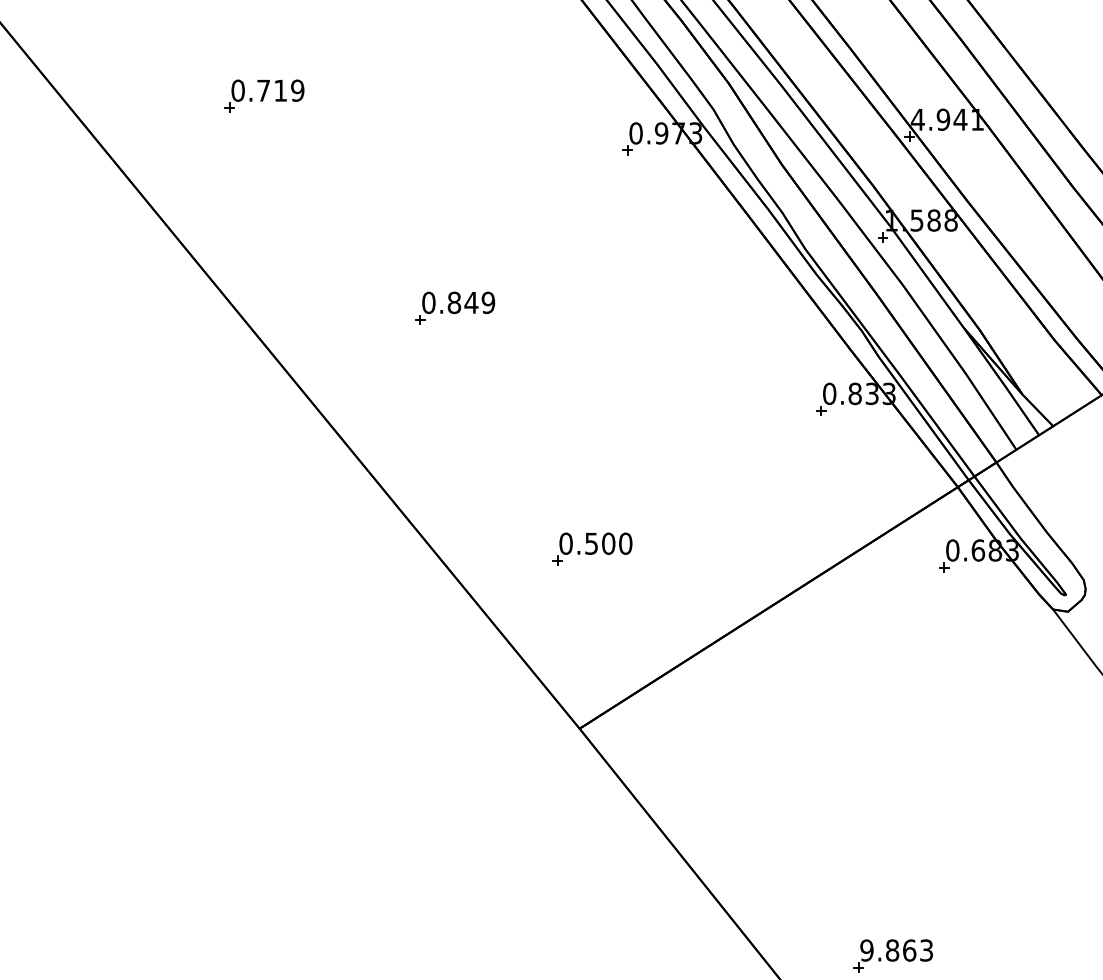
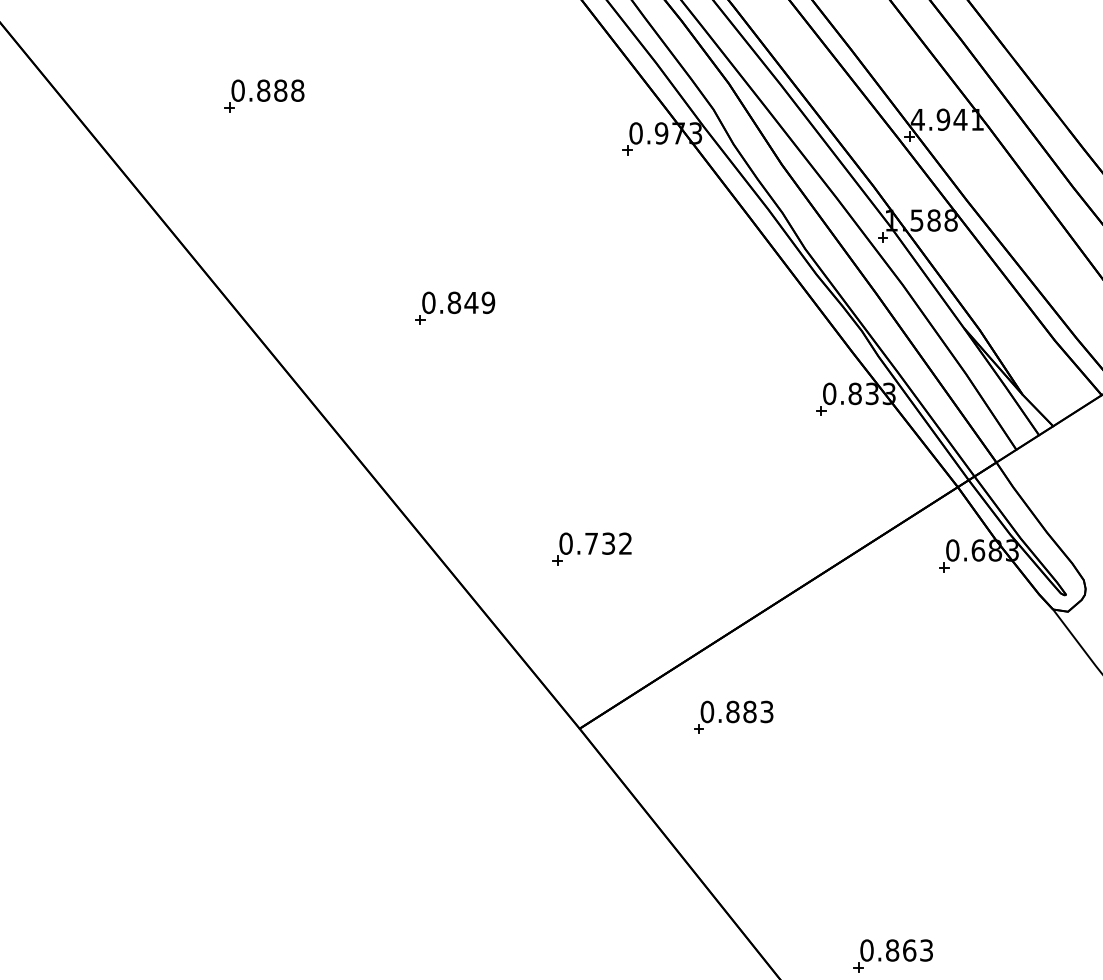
text: 0.719 -> 0.888 (280, 90)
text: 0.500 -> 0.732 (608, 543)
part: none -> present (733, 716)
text: 9.863 -> 0.863 (866, 950)
